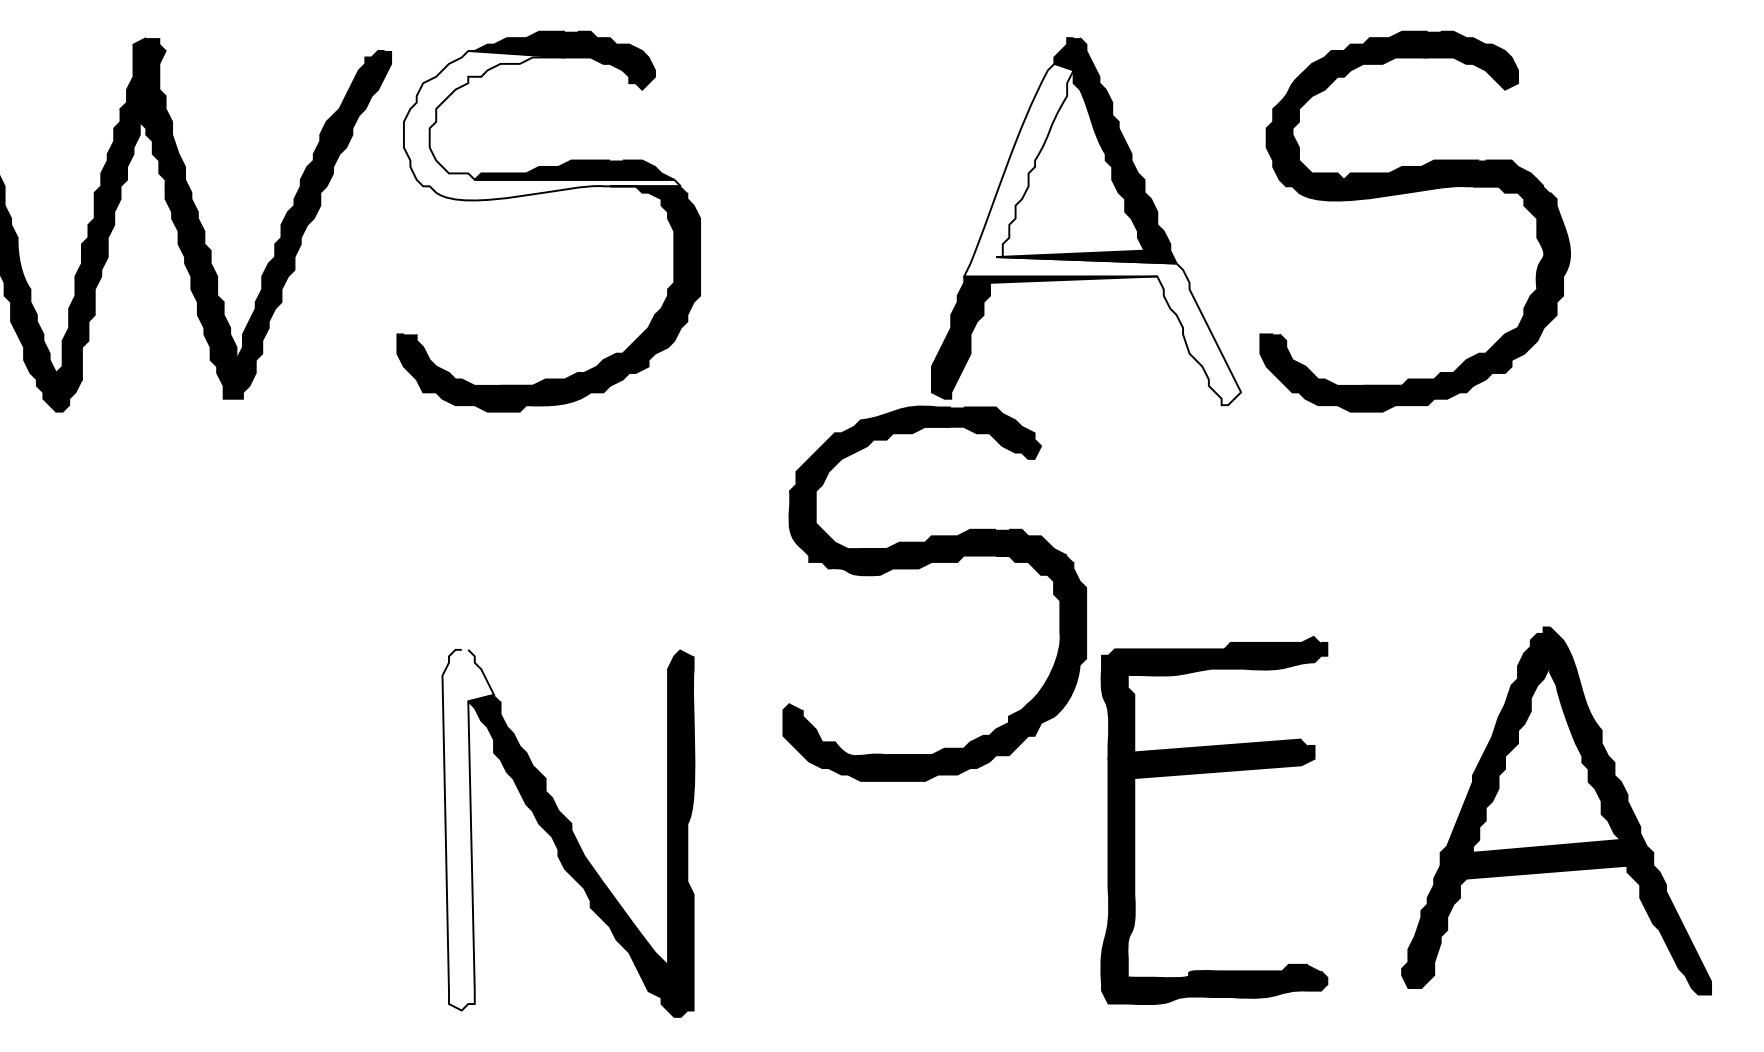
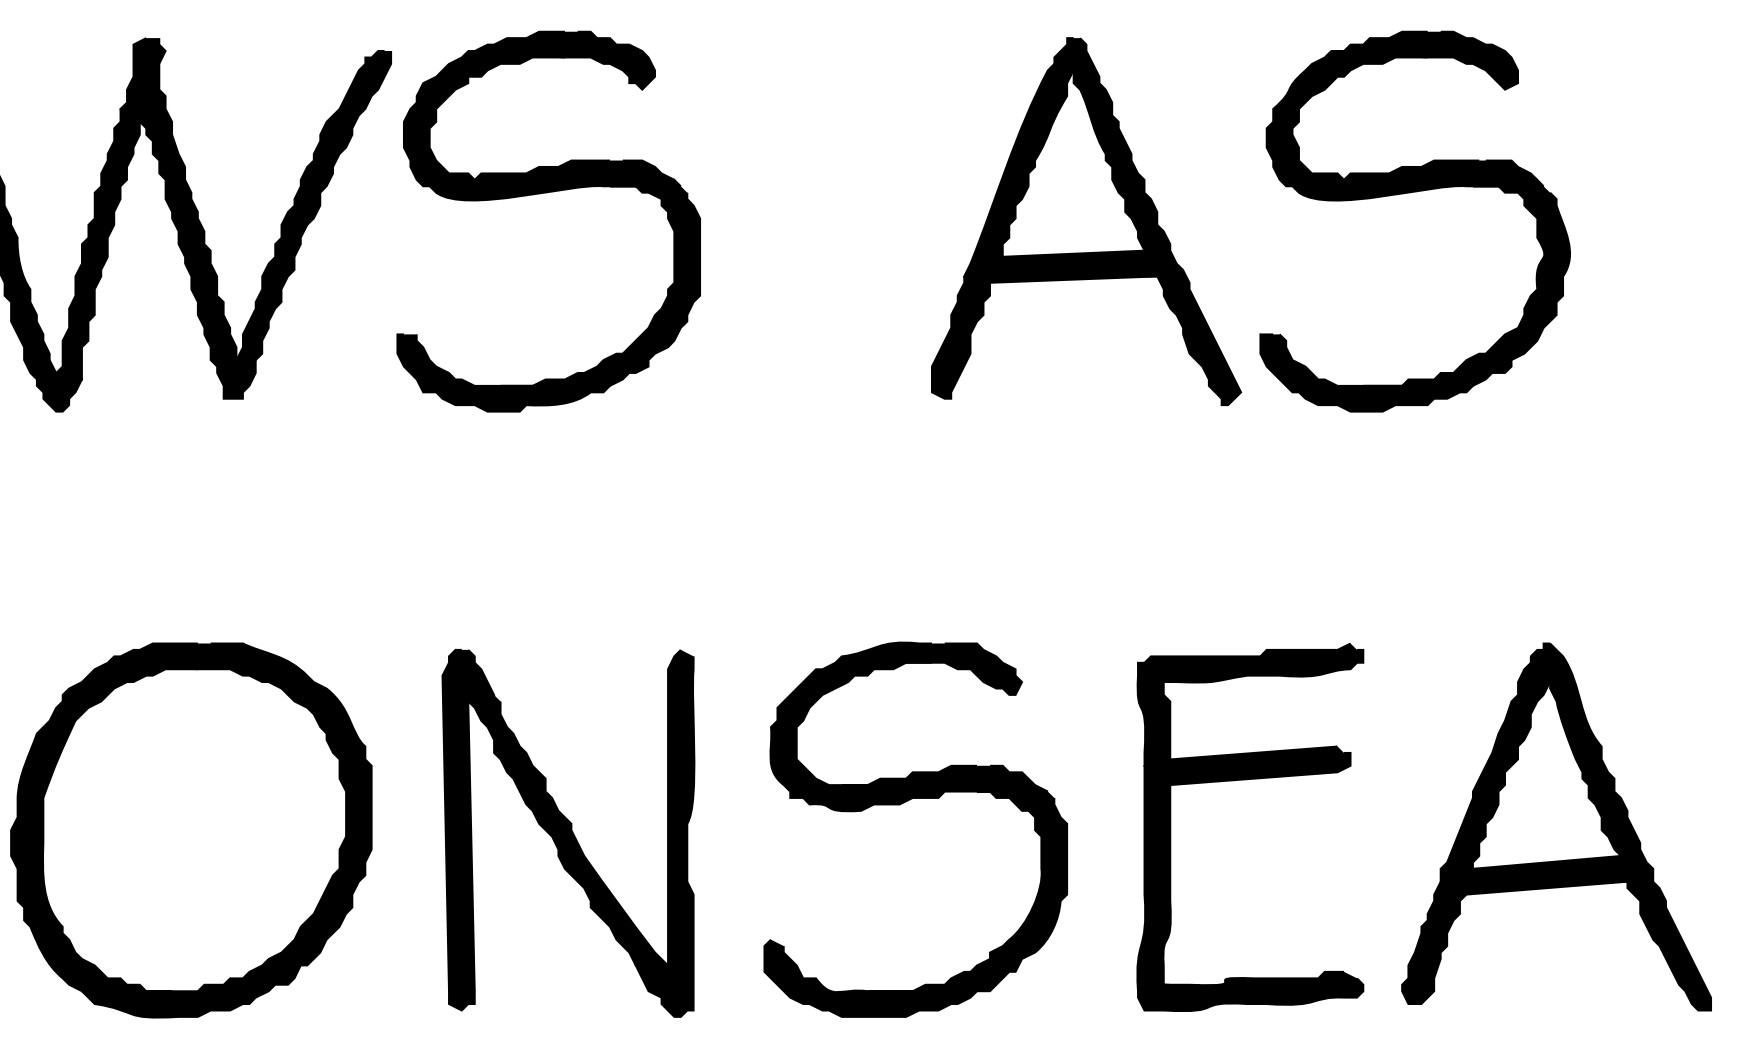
fill: none -> present (541, 125)
fill: none -> present (1102, 234)
part position: (921, 568) -> (902, 804) (902, 804)
part position: (1211, 773) -> (1247, 780) (1247, 780)
part position: (1556, 810) -> (1556, 826) (1556, 826)
fill: none -> present (468, 829)
part: none -> present (191, 830)
